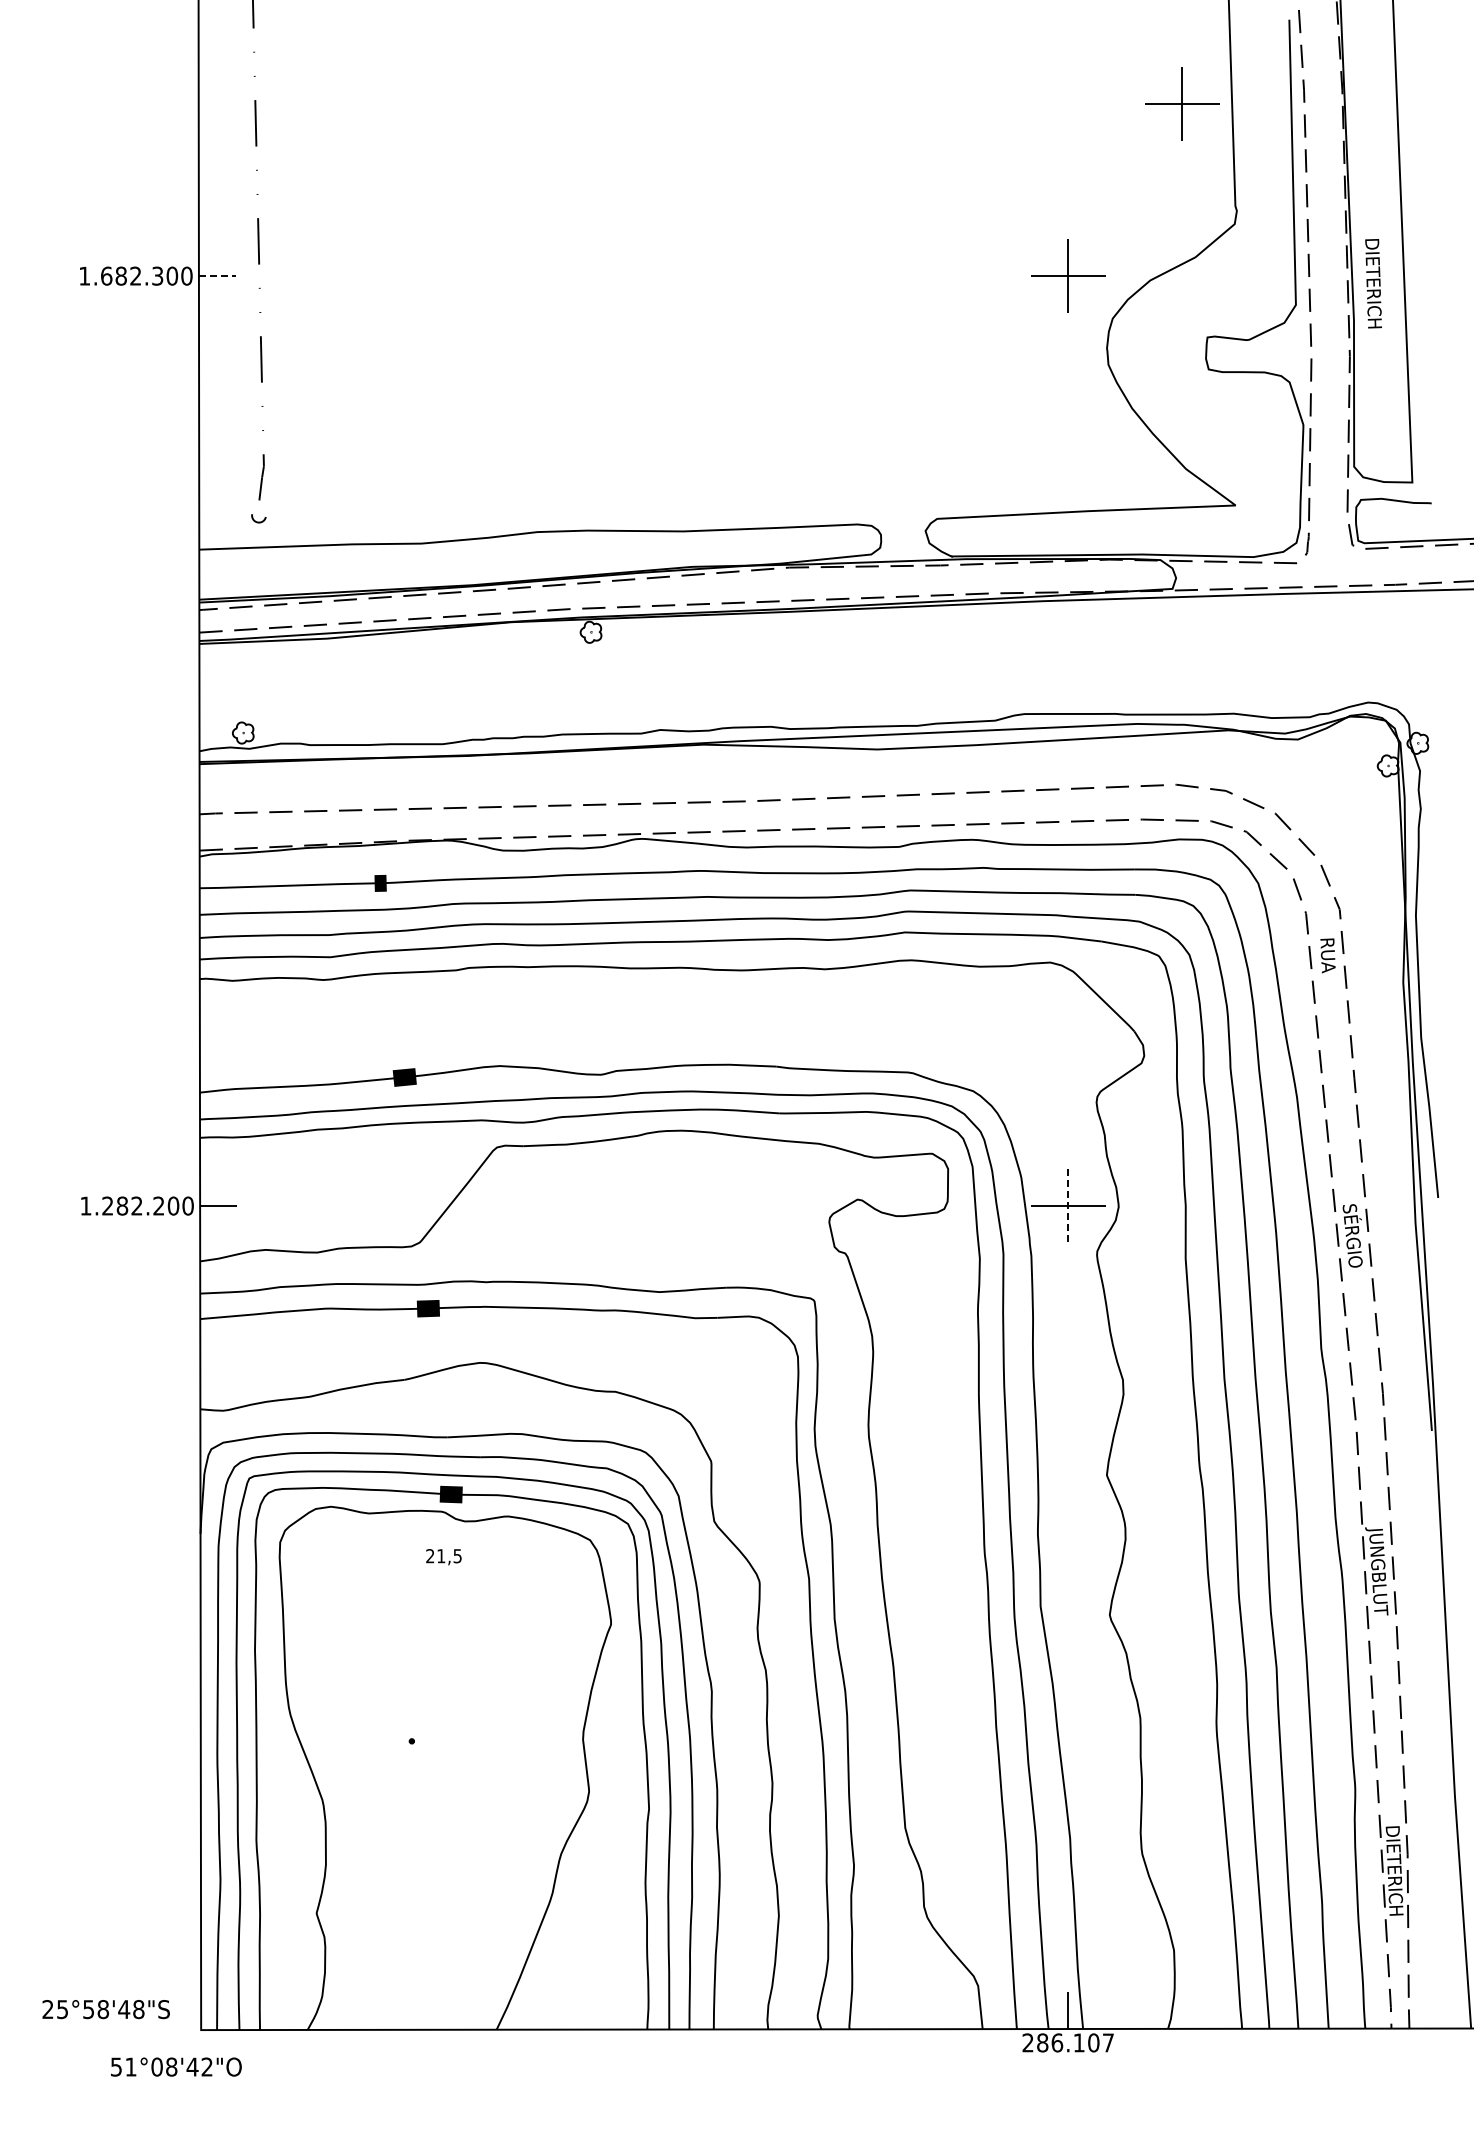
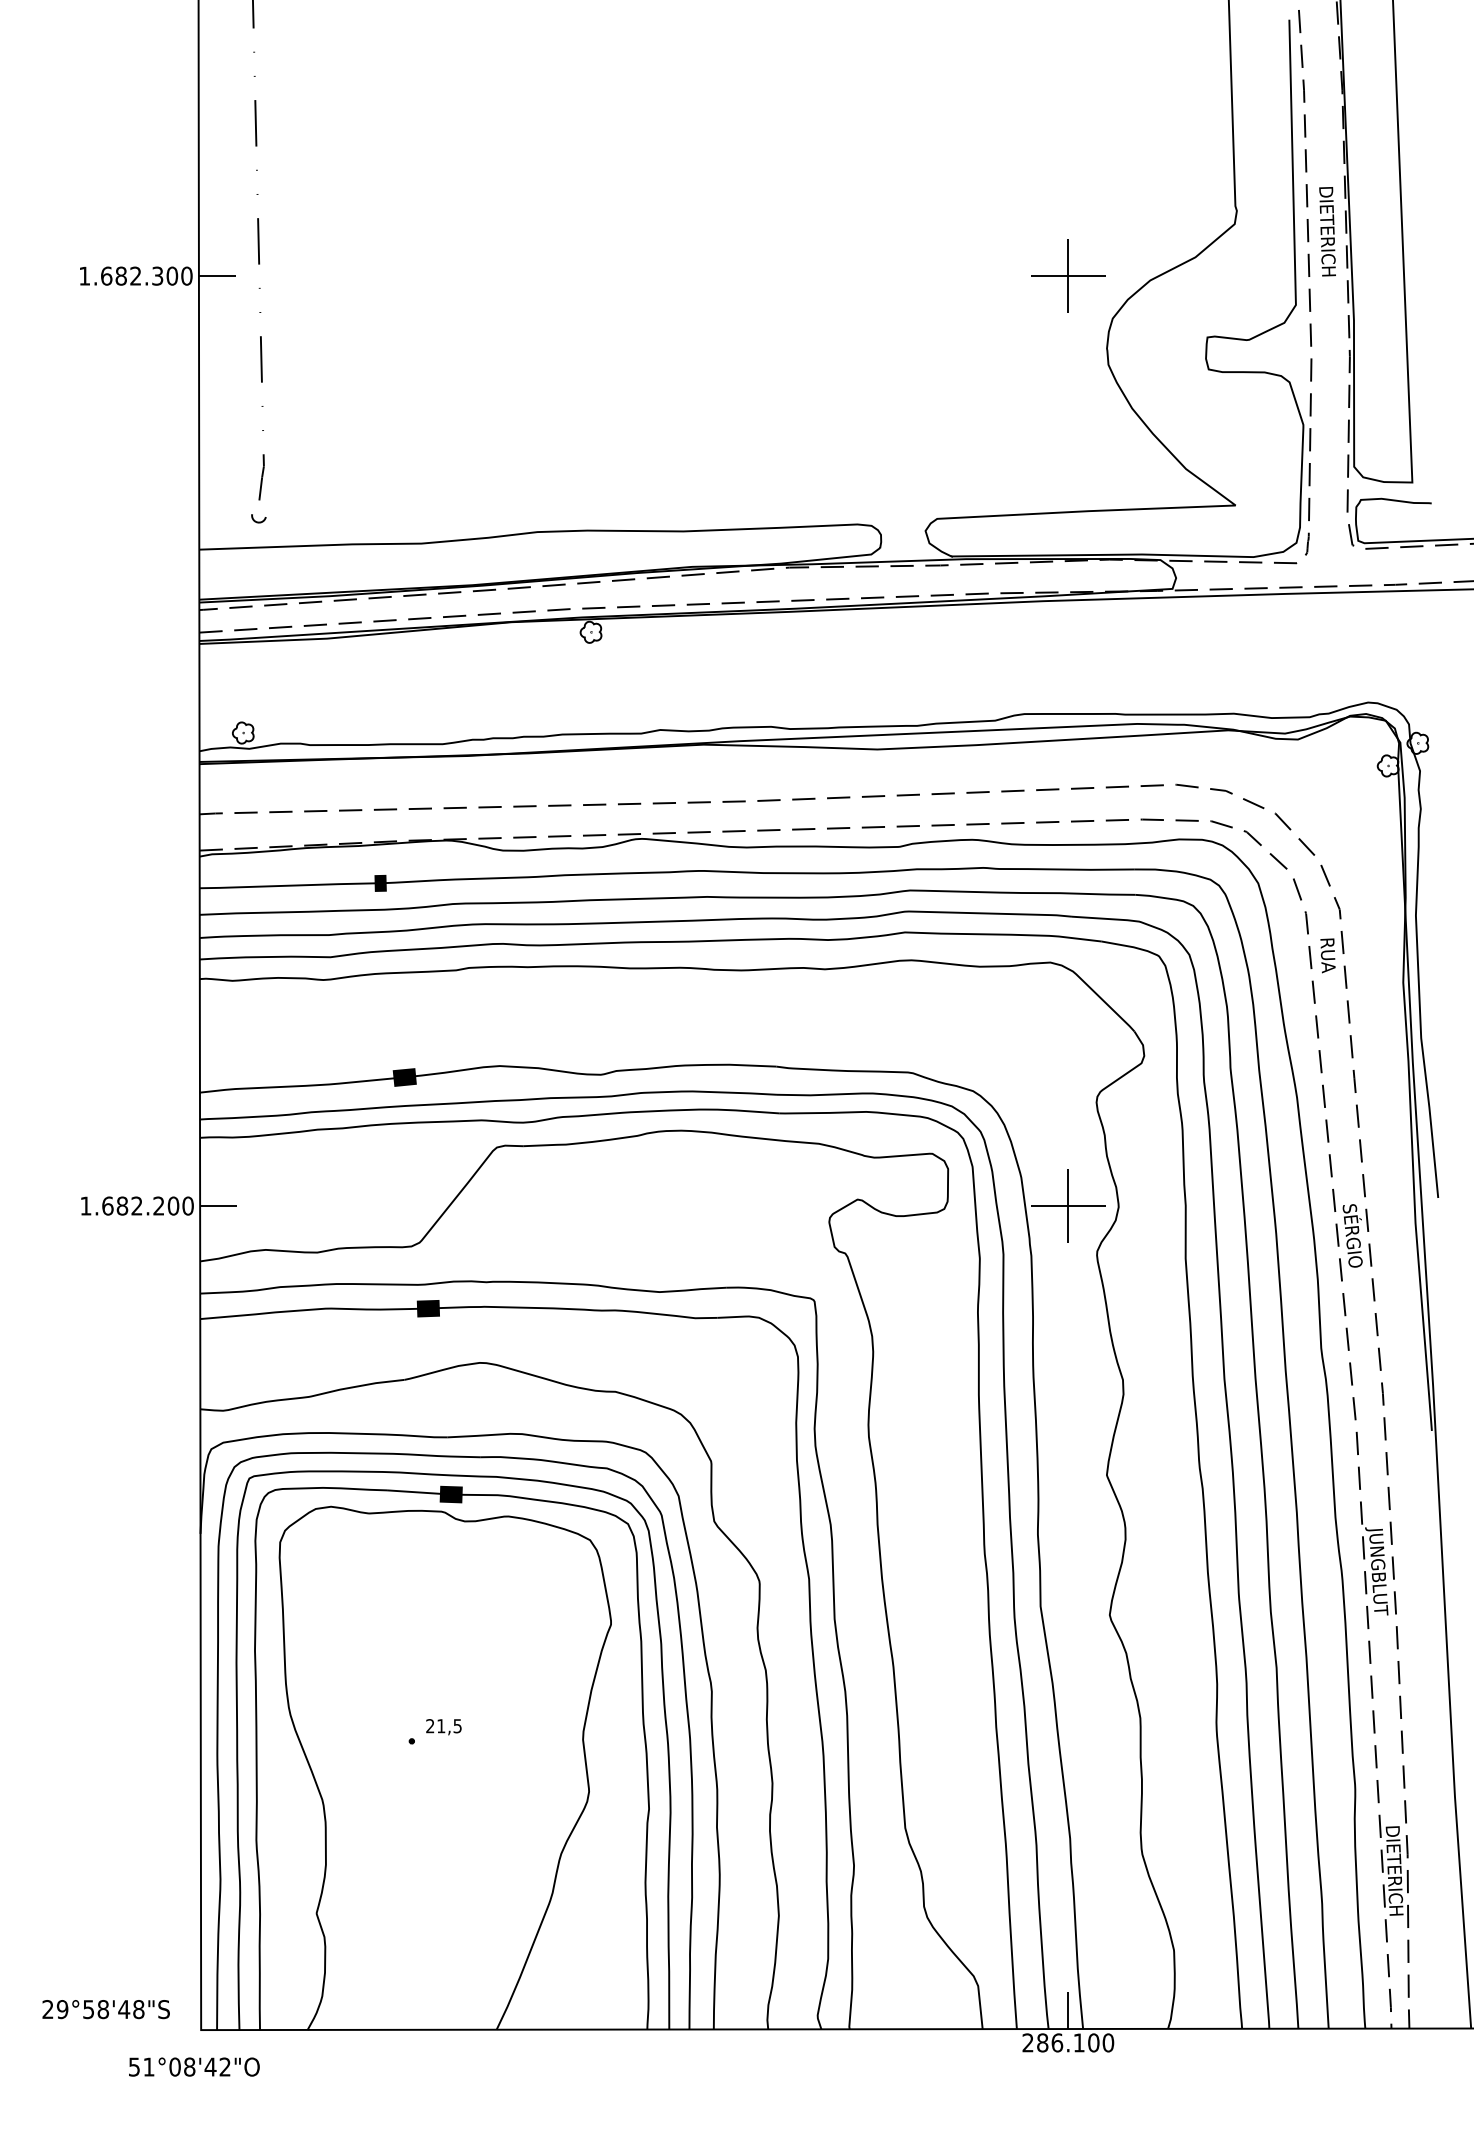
part: present -> none (1182, 103)
line: dashed -> solid (217, 276)
text position: (1373, 283) -> (1327, 231) (1327, 231)
text: 1.282.200 -> 1.682.200 (107, 1205)
line: dashed -> solid (1068, 1206)
text position: (443, 1557) -> (443, 1727) (443, 1727)
text: 25°58'48"S -> 29°58'48"S (62, 2009)
text: 286.107 -> 286.100 (1108, 2042)
text position: (176, 2066) -> (194, 2066) (194, 2066)
